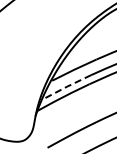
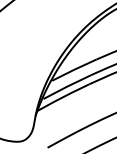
line: dashed -> solid (67, 86)
